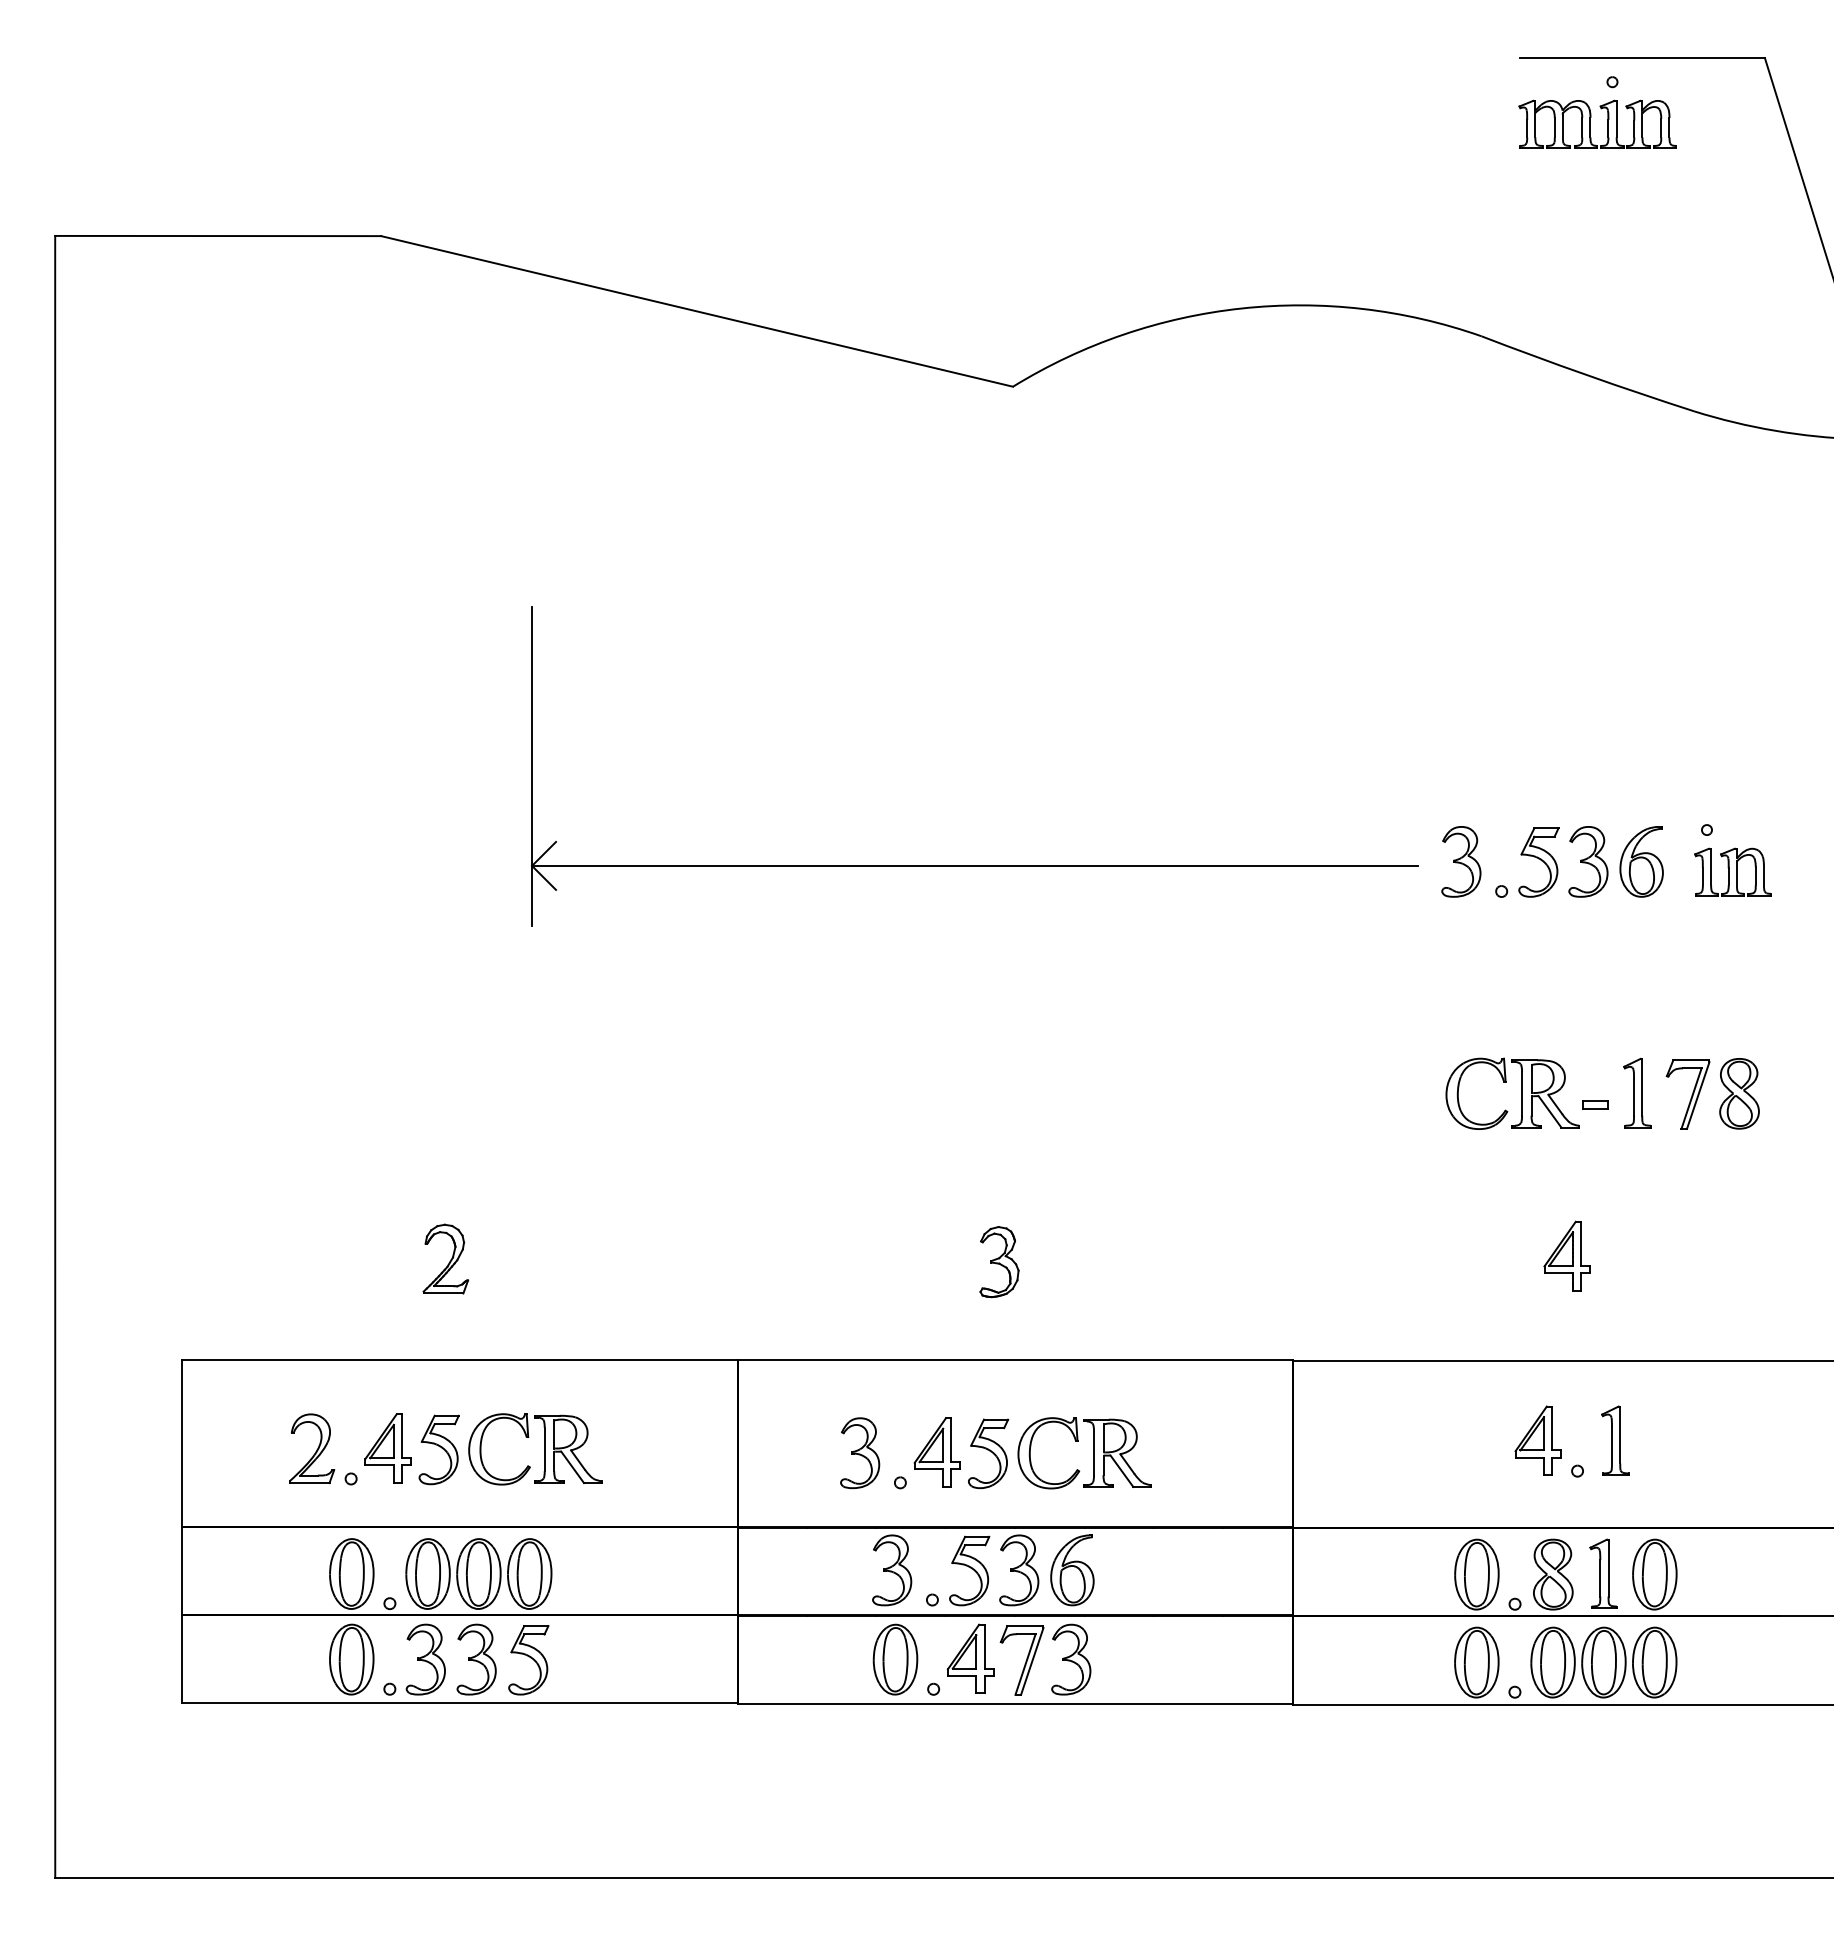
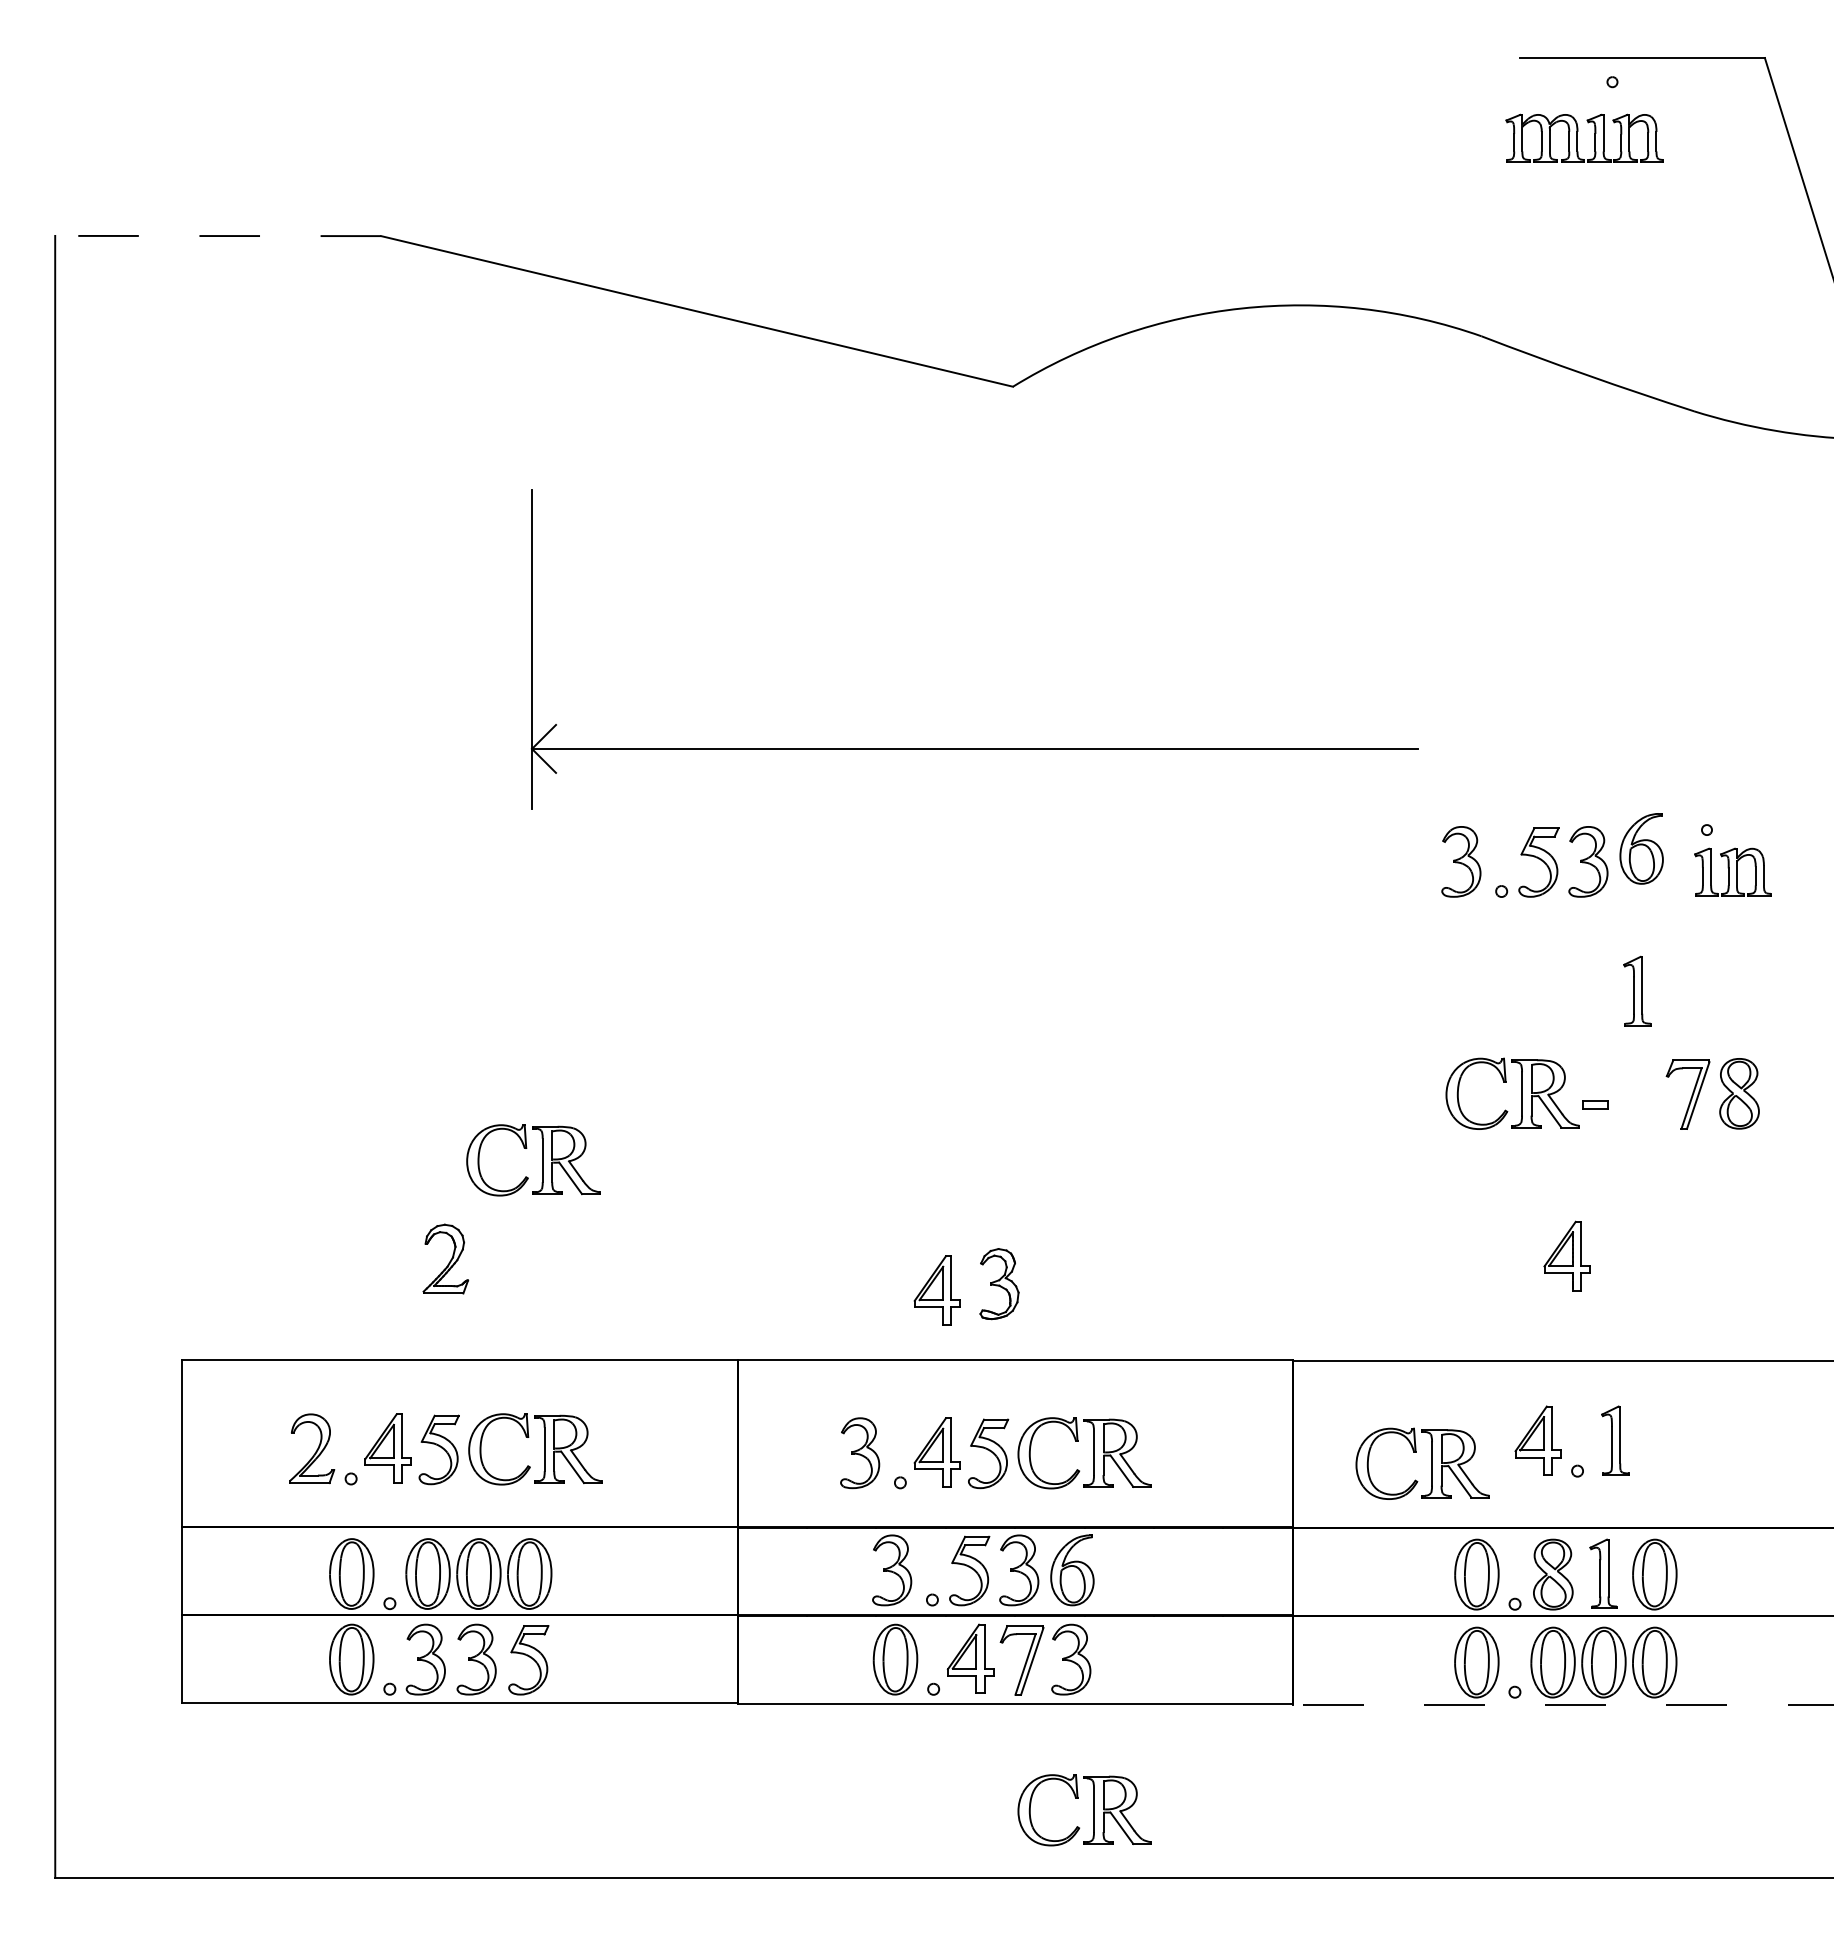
part position: (1590, 123) -> (1577, 137) (1577, 137)
line: solid -> dashed (218, 236)
part position: (1641, 861) -> (1641, 848) (1641, 848)
part position: (974, 865) -> (974, 748) (974, 748)
part position: (1637, 1092) -> (1637, 990) (1637, 990)
part: none -> present (542, 1160)
part position: (999, 1262) -> (999, 1284) (999, 1284)
part: none -> present (936, 1290)
part: none -> present (1431, 1463)
line: solid -> dashed (1562, 1704)
part: none -> present (1093, 1810)
